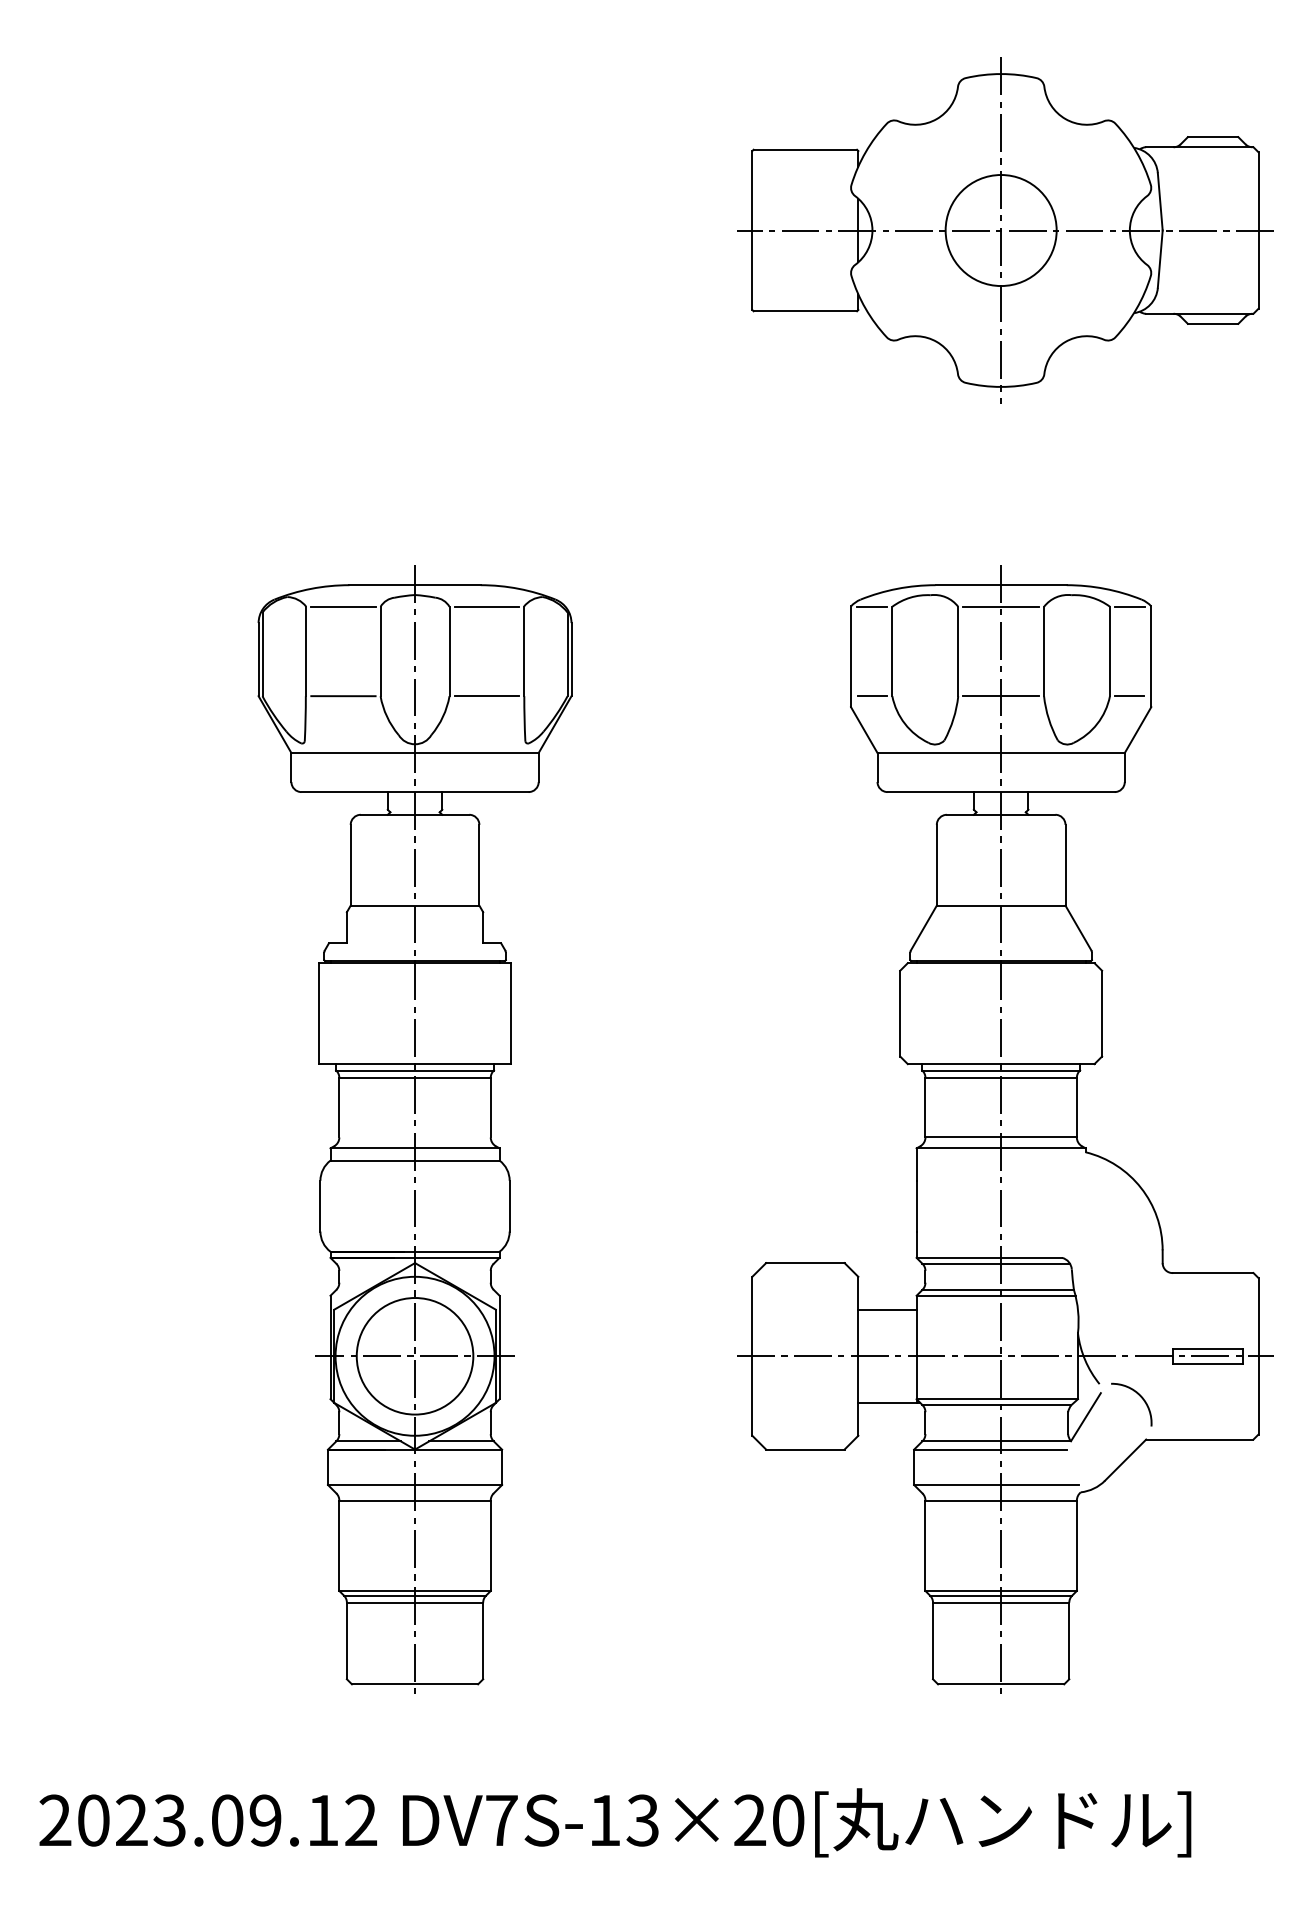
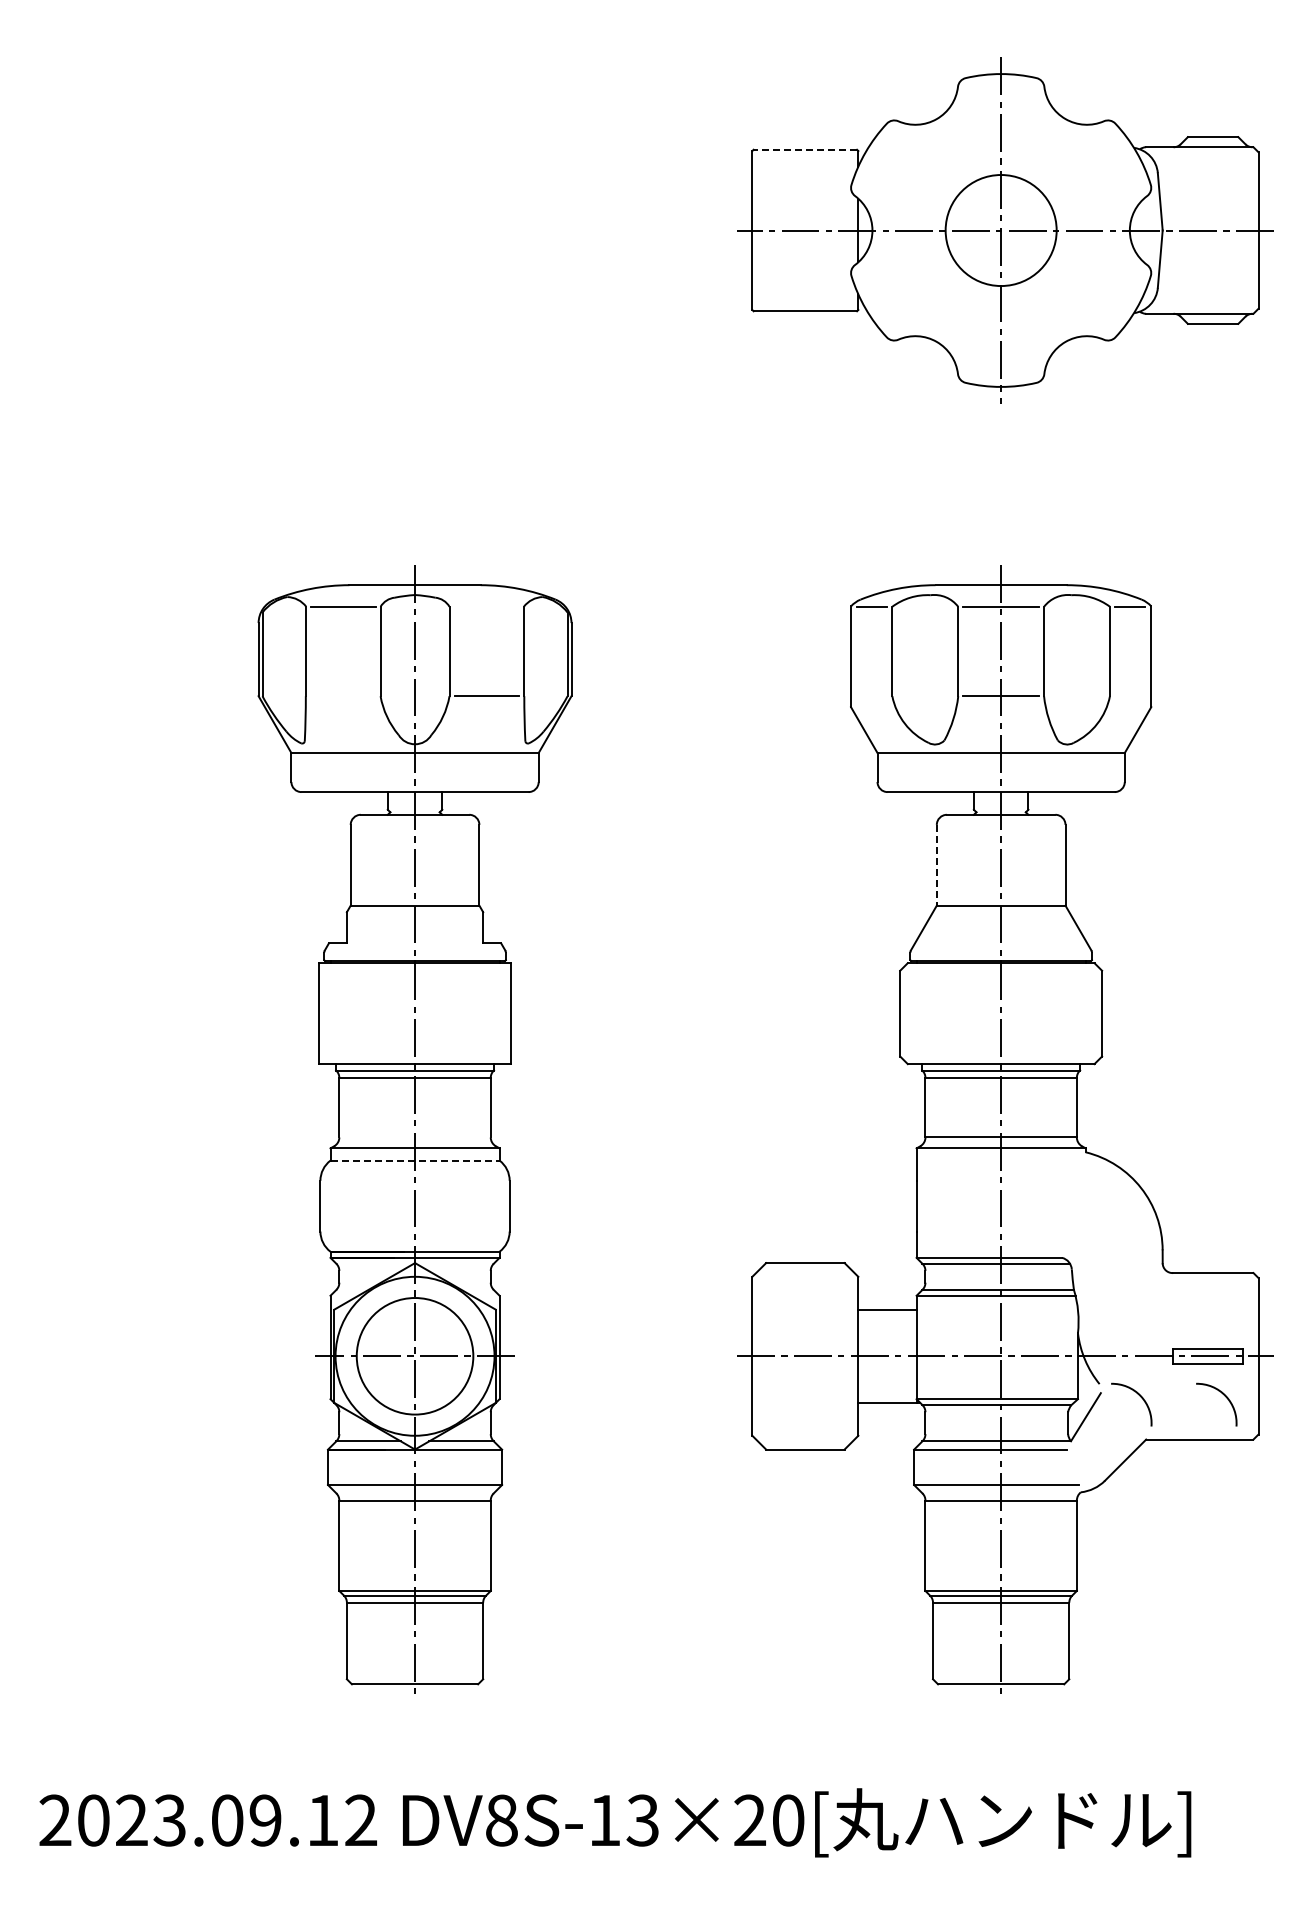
line: solid -> dashed (805, 149)
line: present -> none (486, 606)
line: present -> none (343, 696)
line: present -> none (872, 696)
line: present -> none (1129, 696)
line: solid -> dashed (936, 865)
line: solid -> dashed (415, 1160)
arc: none -> present (1224, 1396)
text: DV7S-13×20[ -> DV8S-13×20[ (501, 1820)
